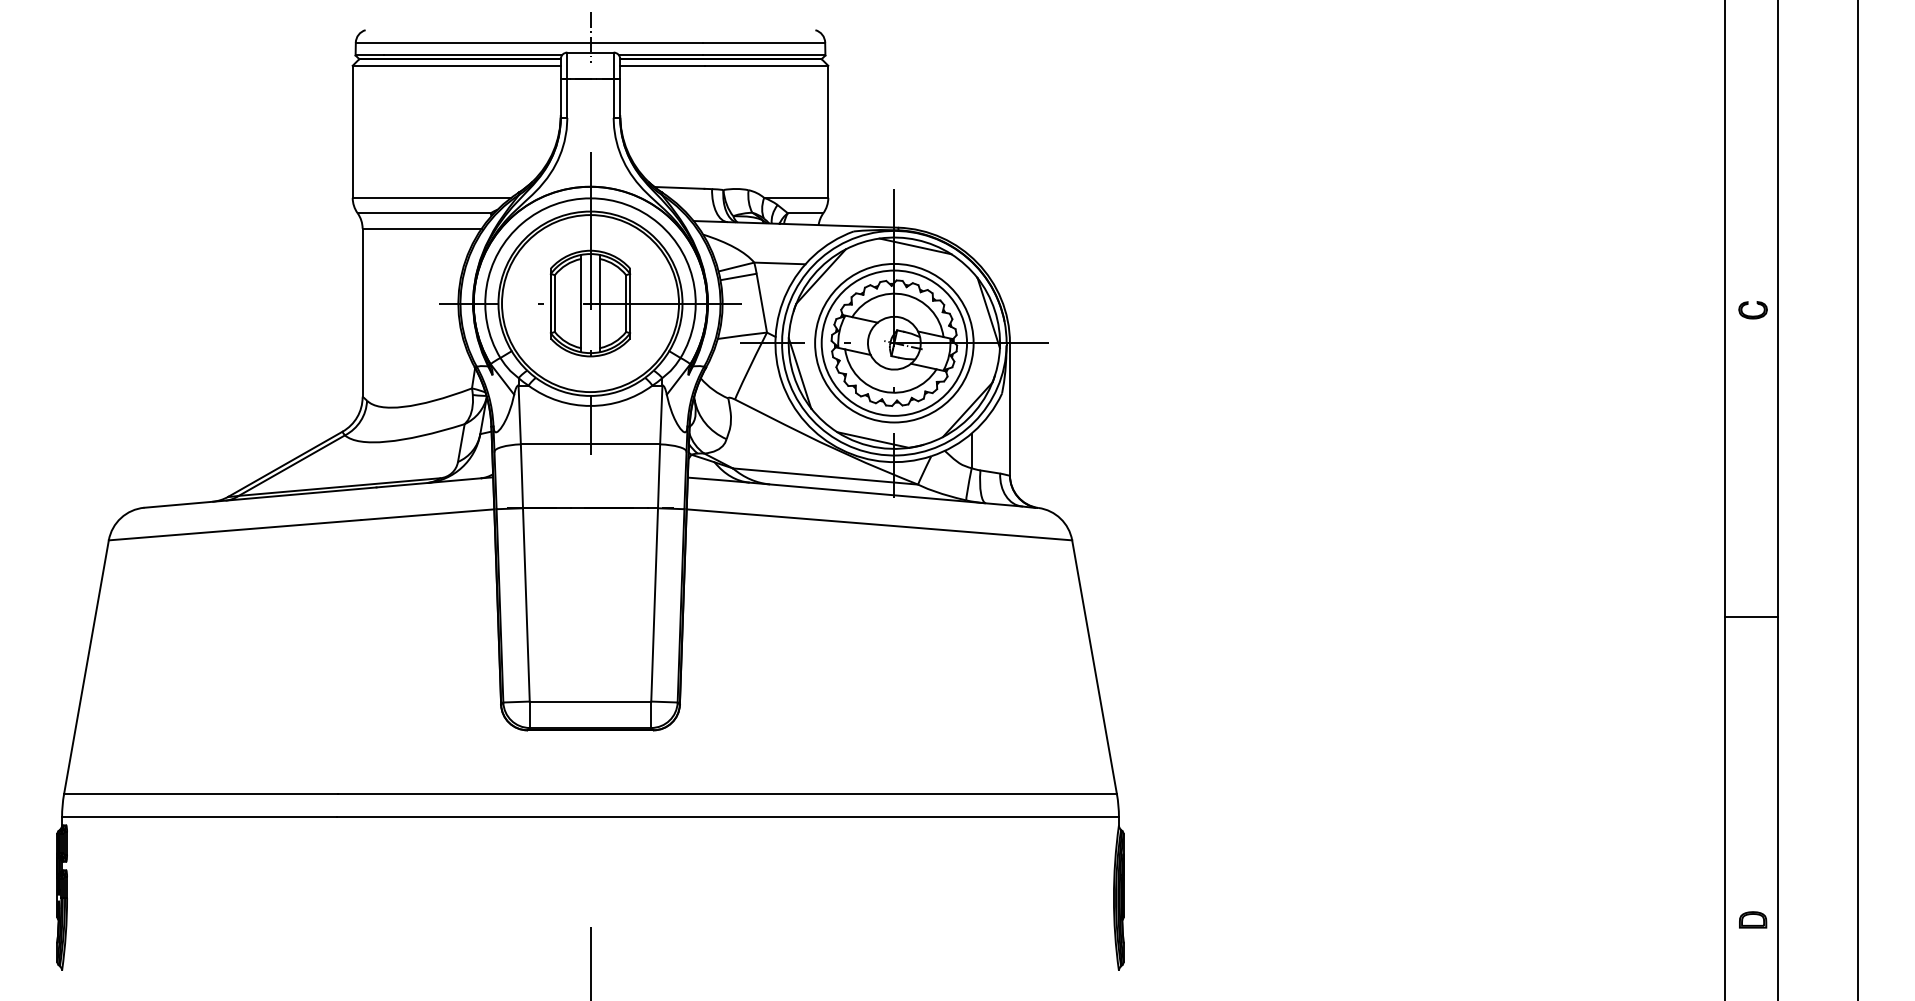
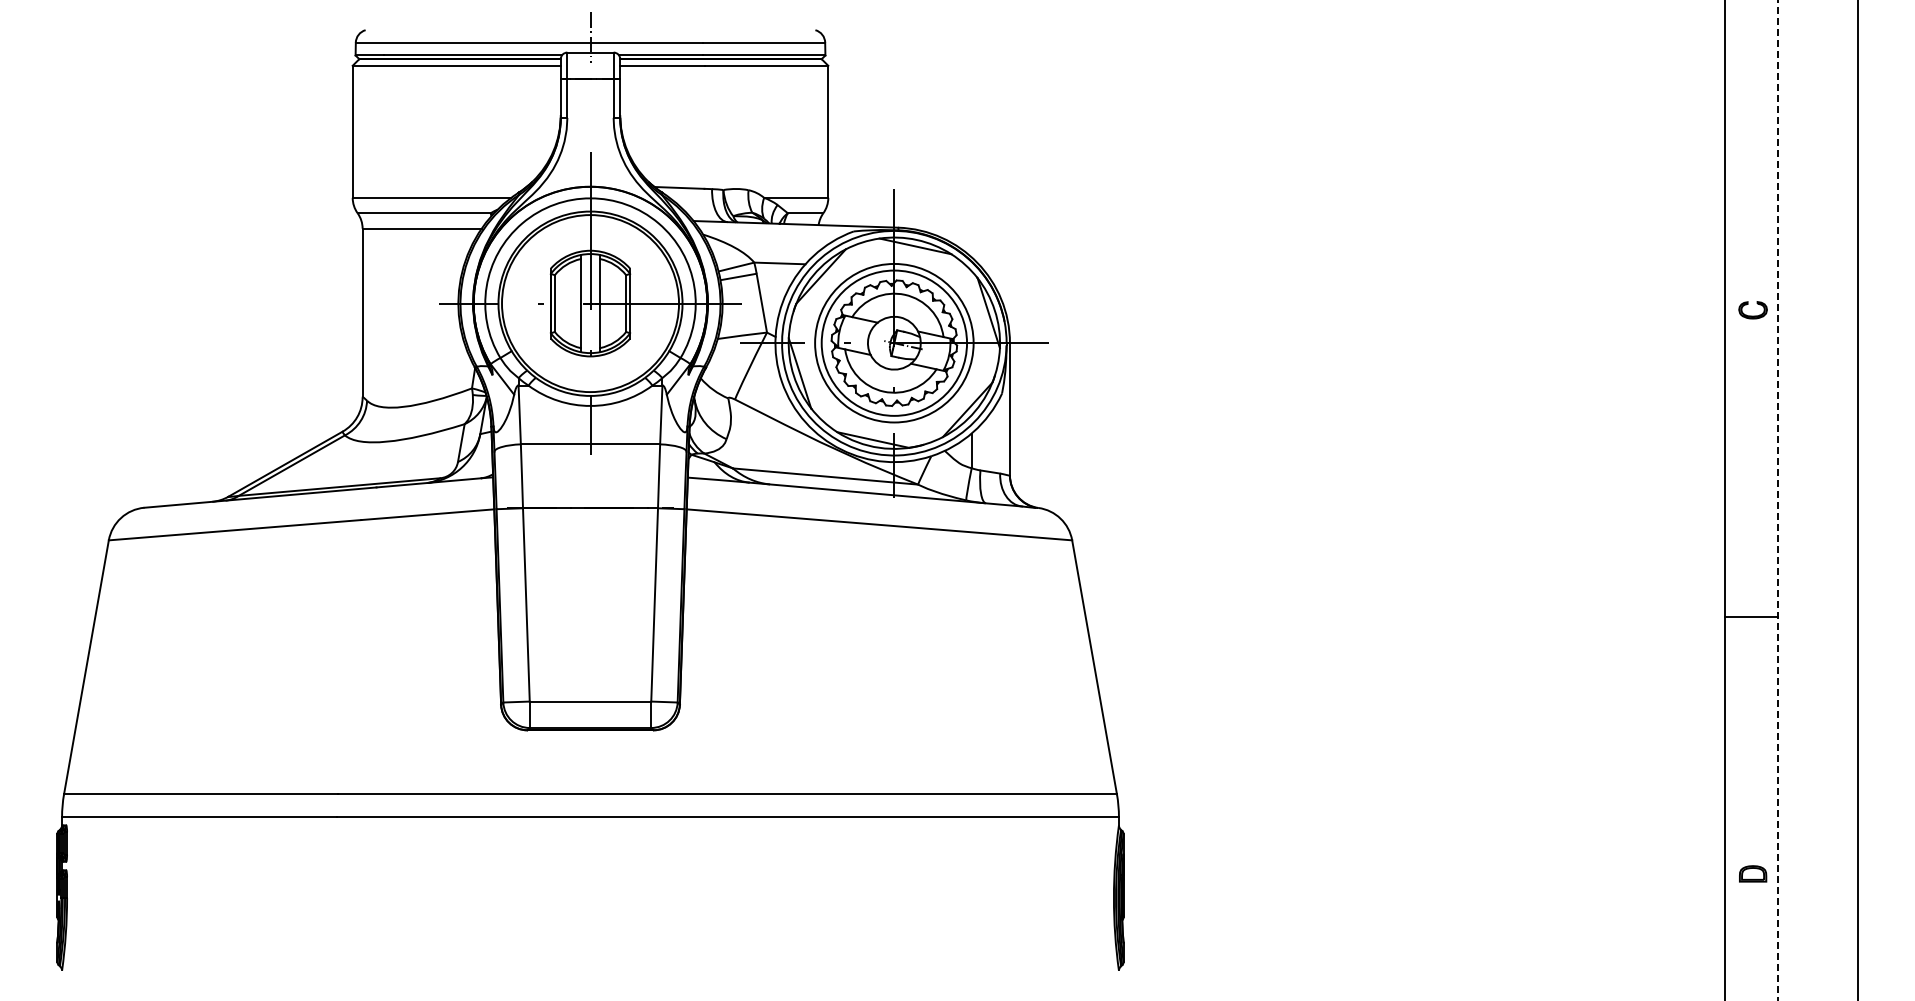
line: solid -> dashed (1778, 500)
part position: (1753, 919) -> (1753, 873) (1753, 873)
line: present -> none (590, 961)
